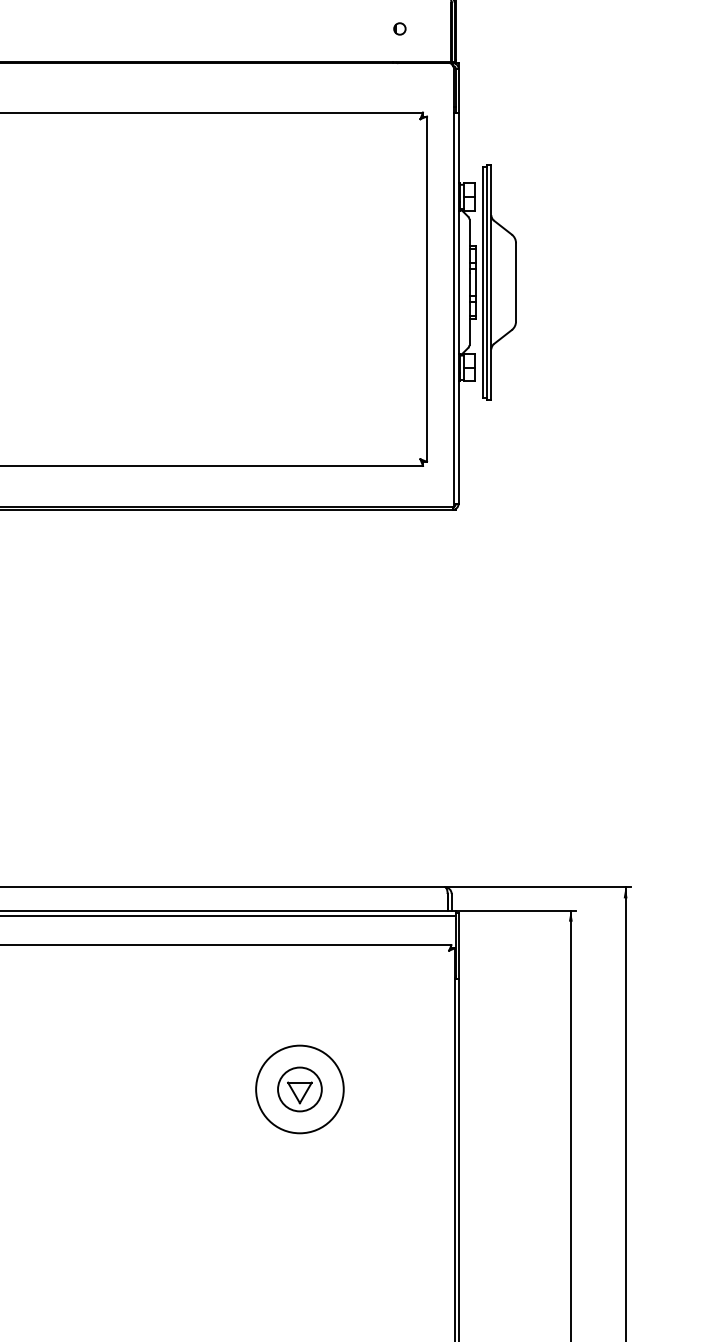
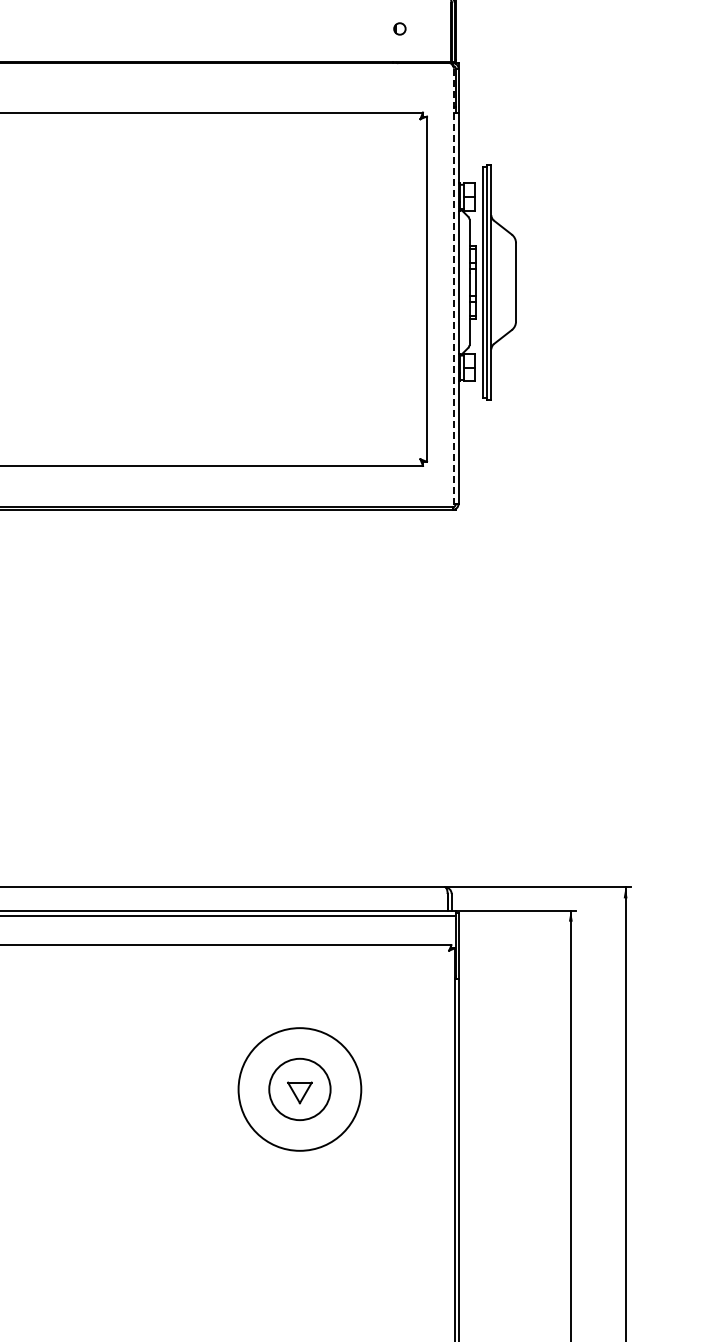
line: solid -> dashed (454, 288)
circle diameter: 44 px -> 61 px (299, 1089)
circle diameter: 88 px -> 123 px (299, 1089)
